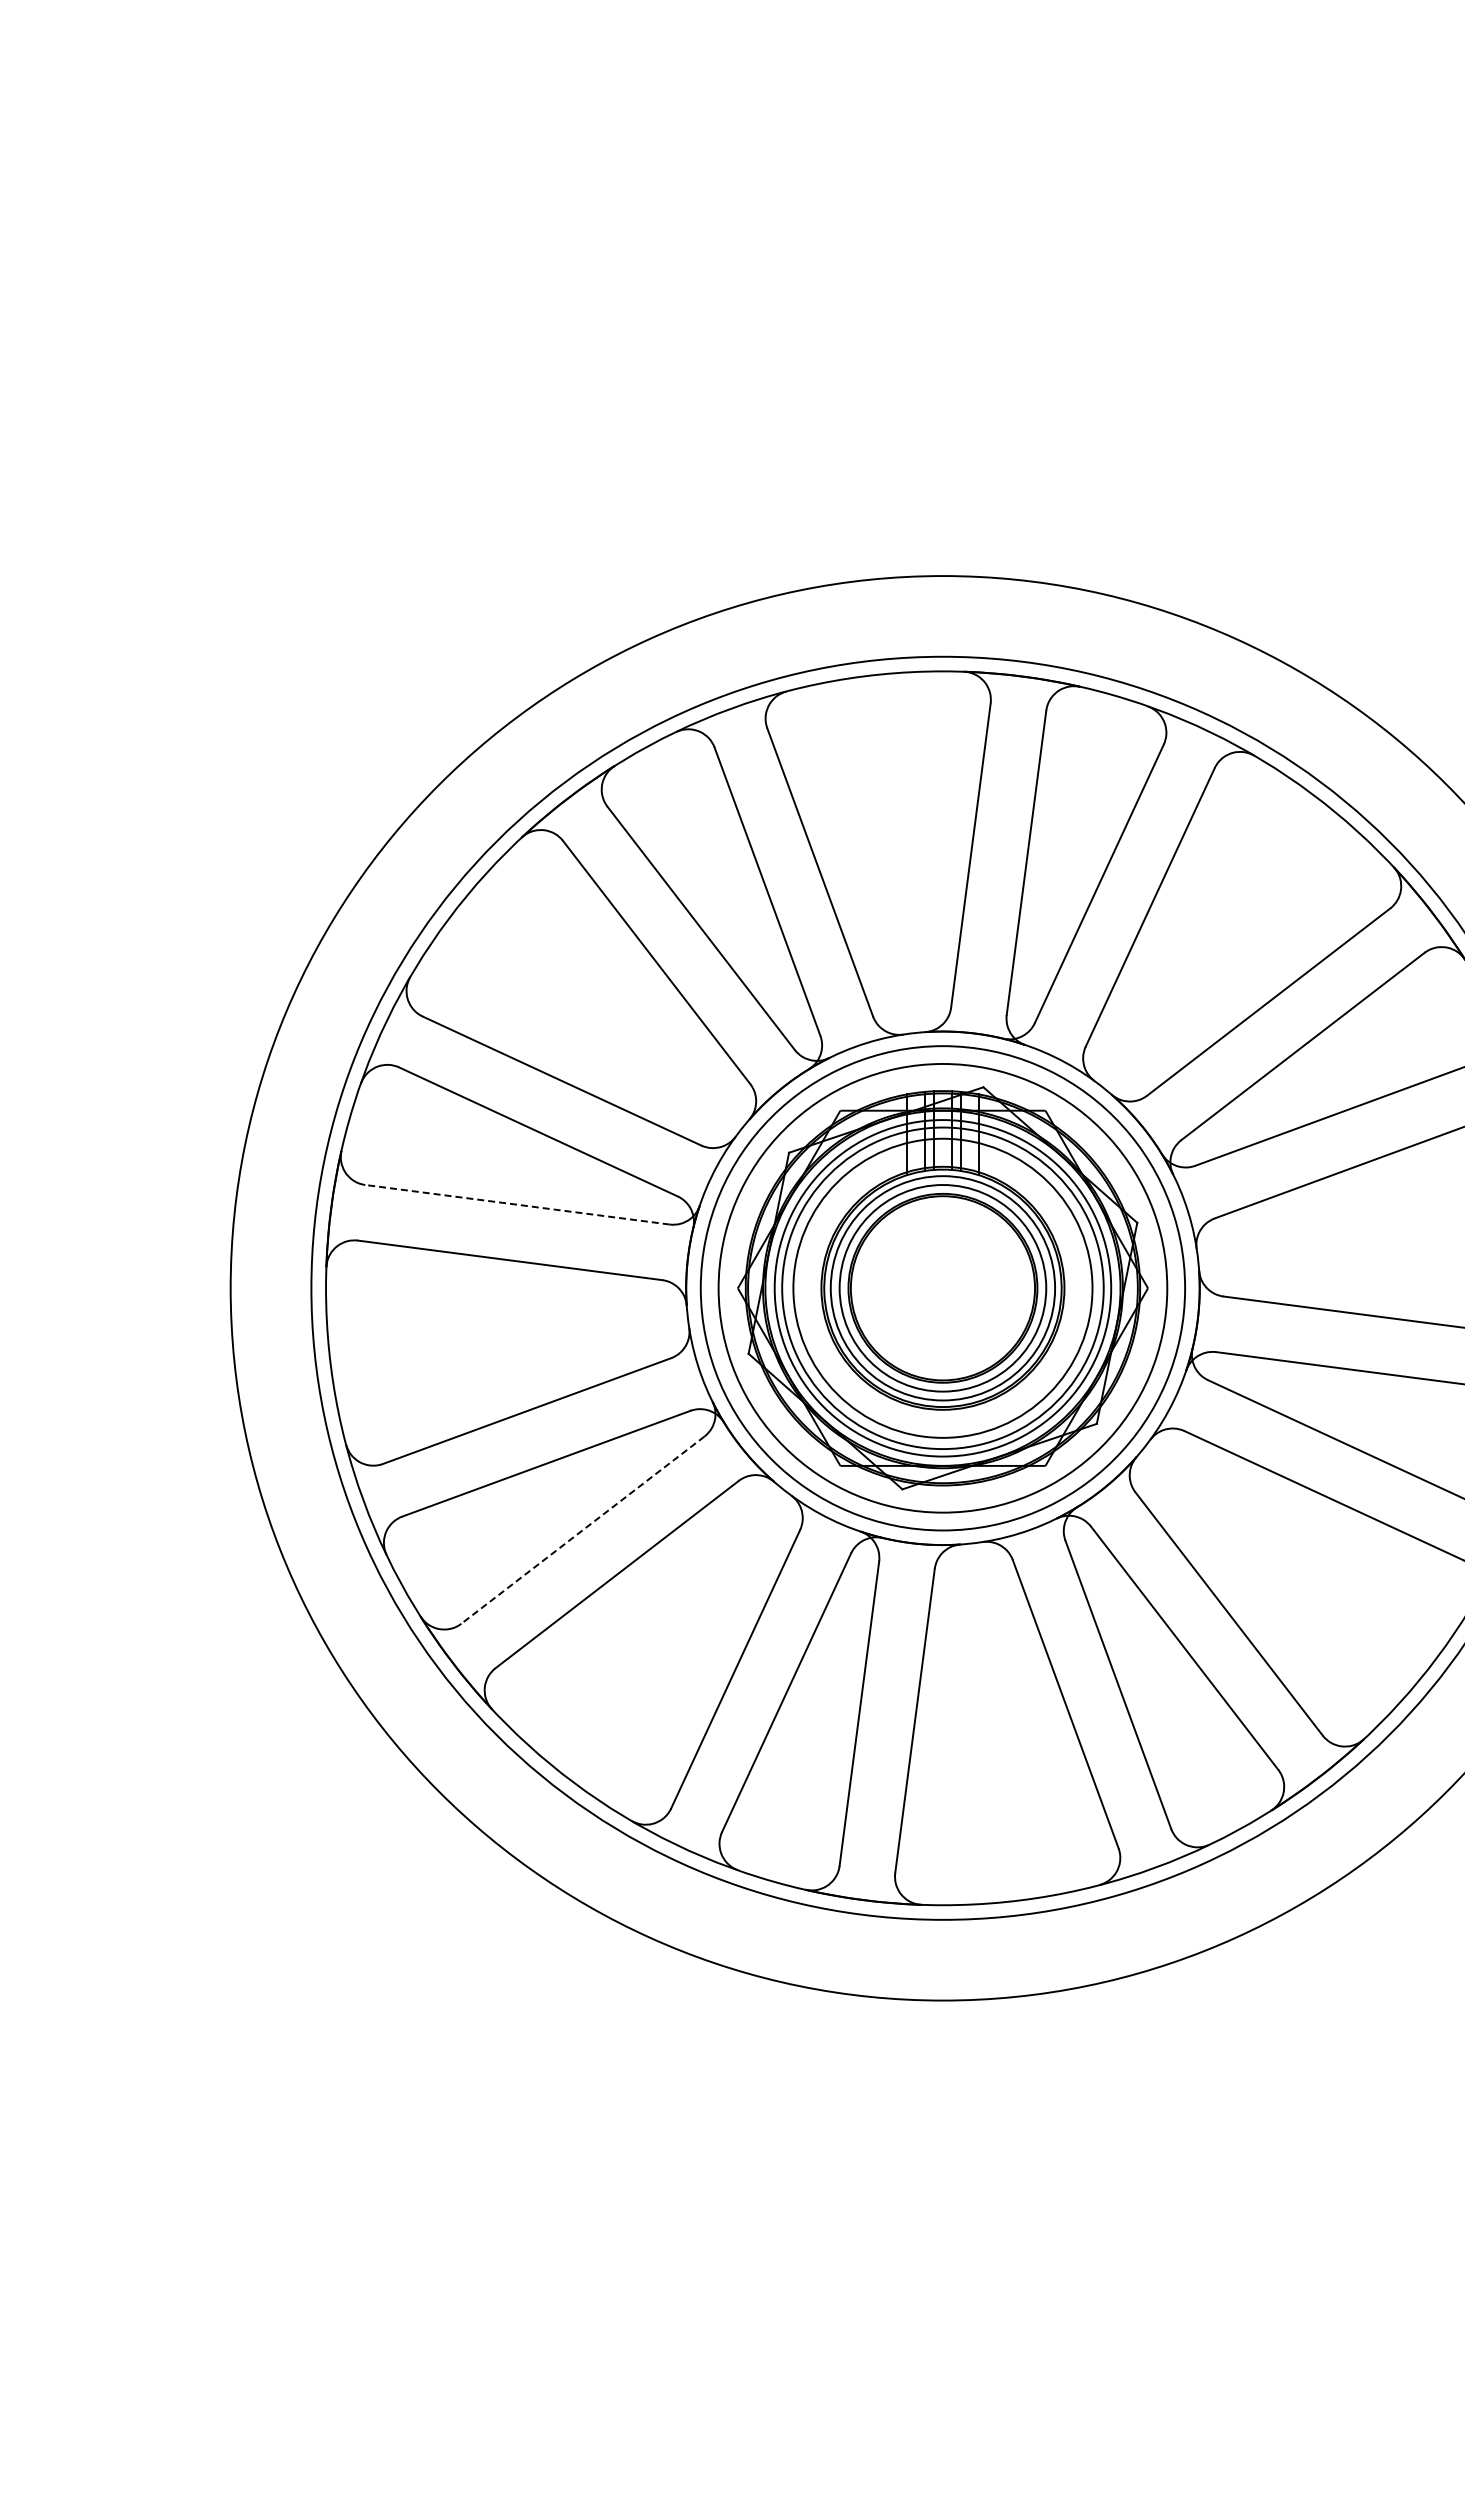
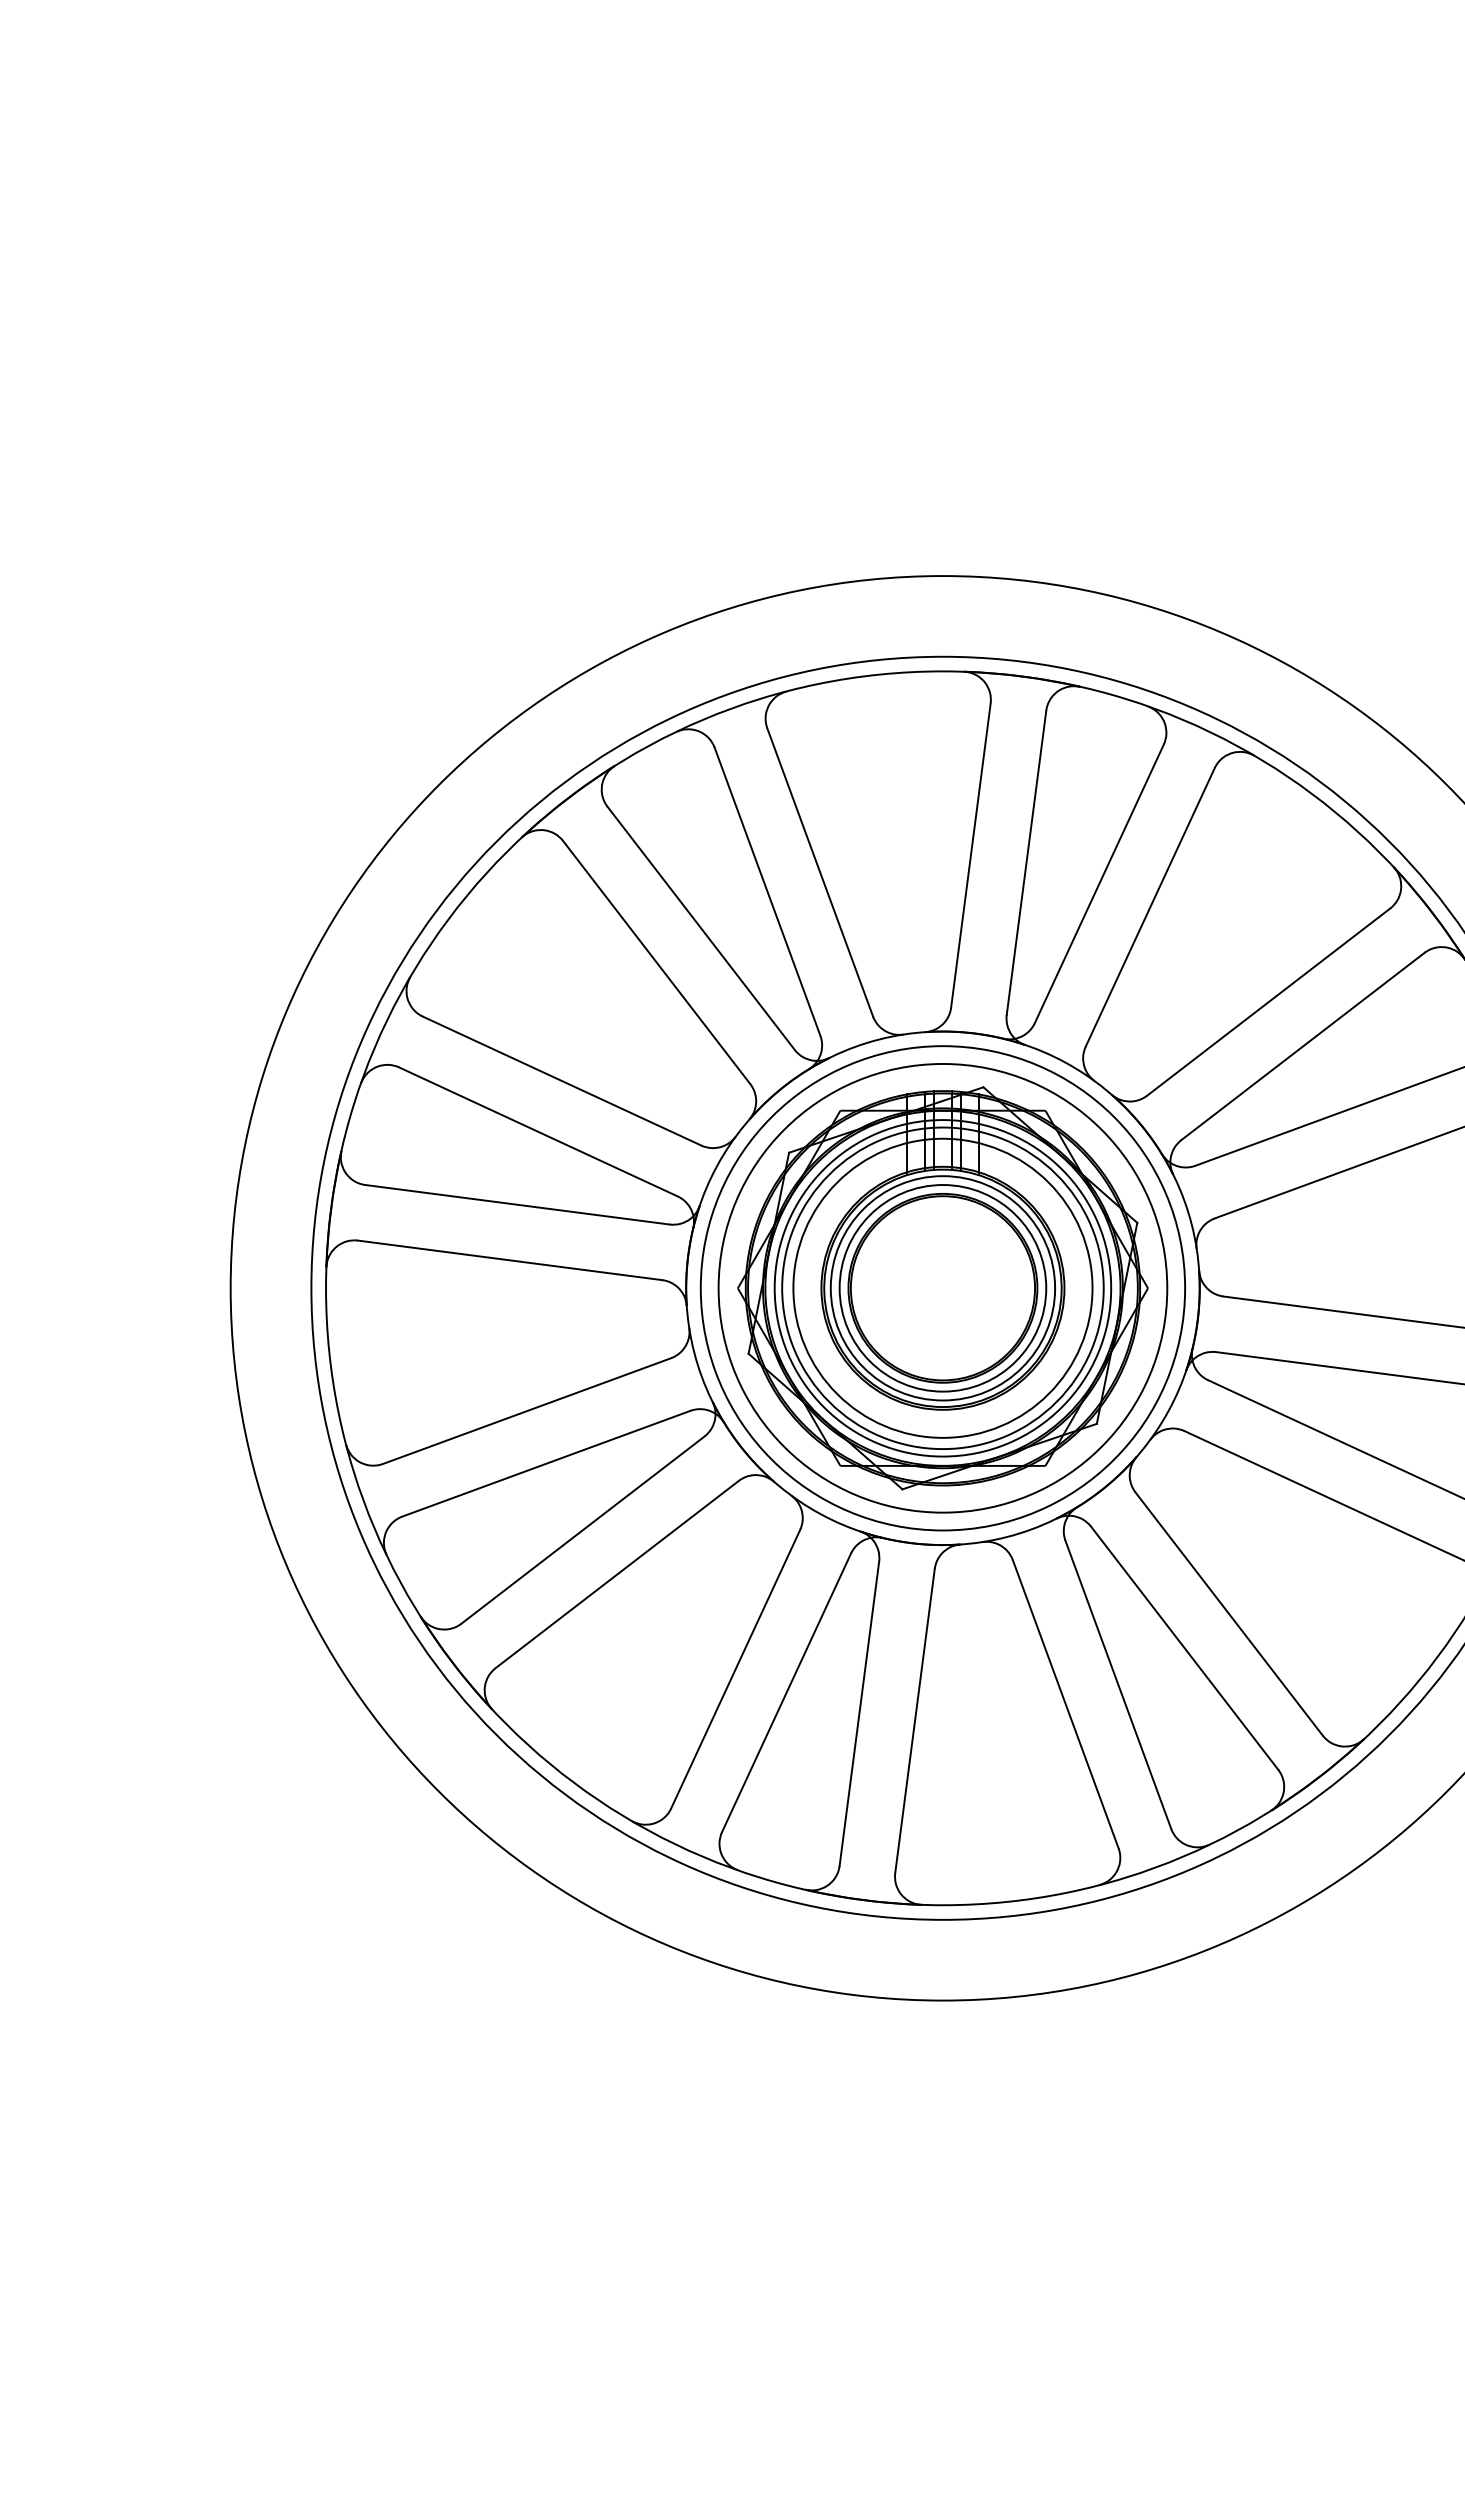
line: dashed -> solid (516, 1204)
line: dashed -> solid (582, 1530)
